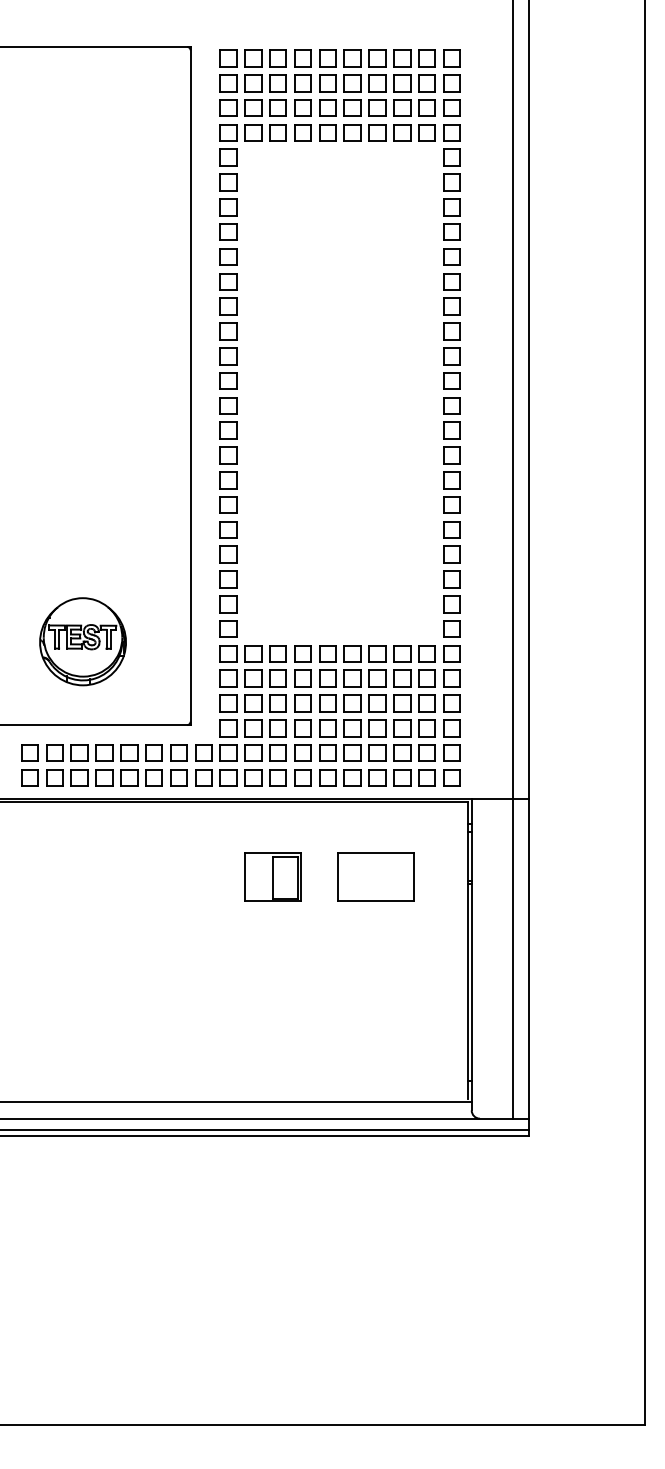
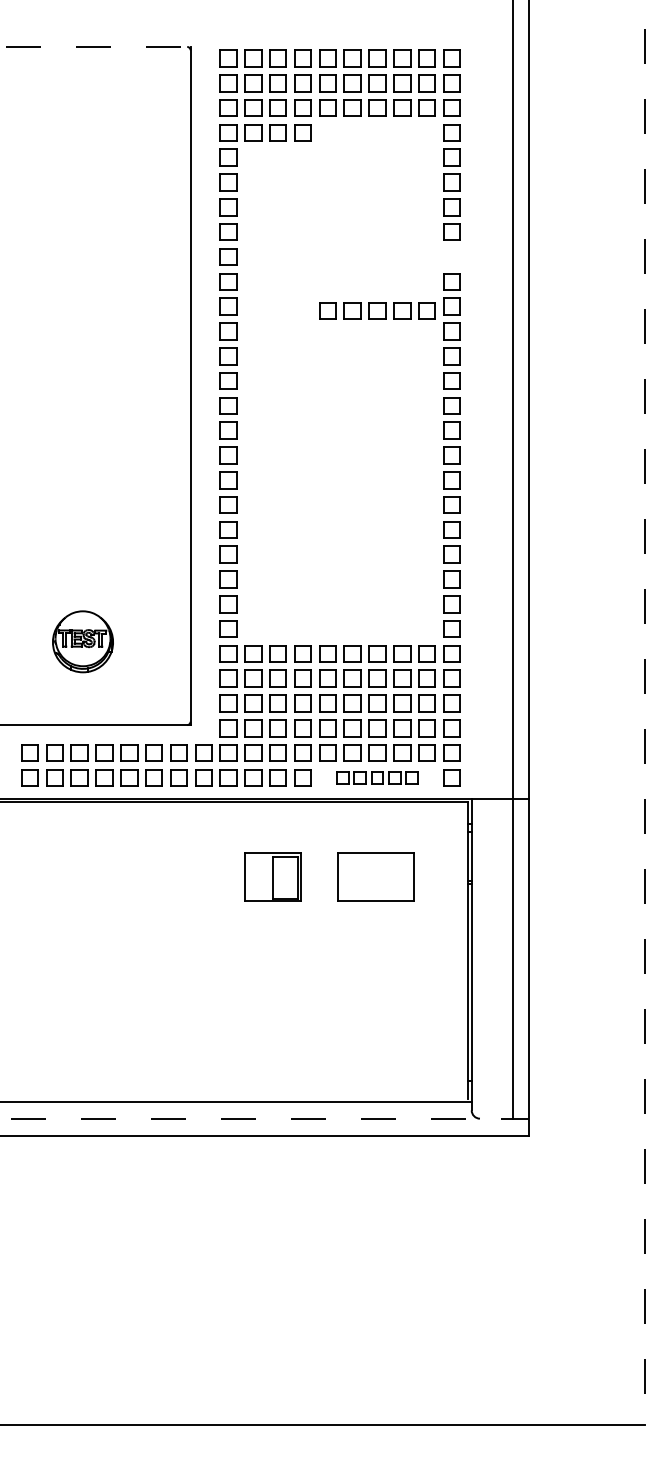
line: solid -> dashed (95, 46)
part position: (377, 132) -> (377, 310) (377, 310)
part: present -> none (451, 256)
part size: 88x90 px -> 62x64 px (82, 641)
line: solid -> dashed (645, 712)
part size: 117x18 px -> 83x14 px (377, 777)
line: solid -> dashed (265, 1118)
line: present -> none (265, 1130)
